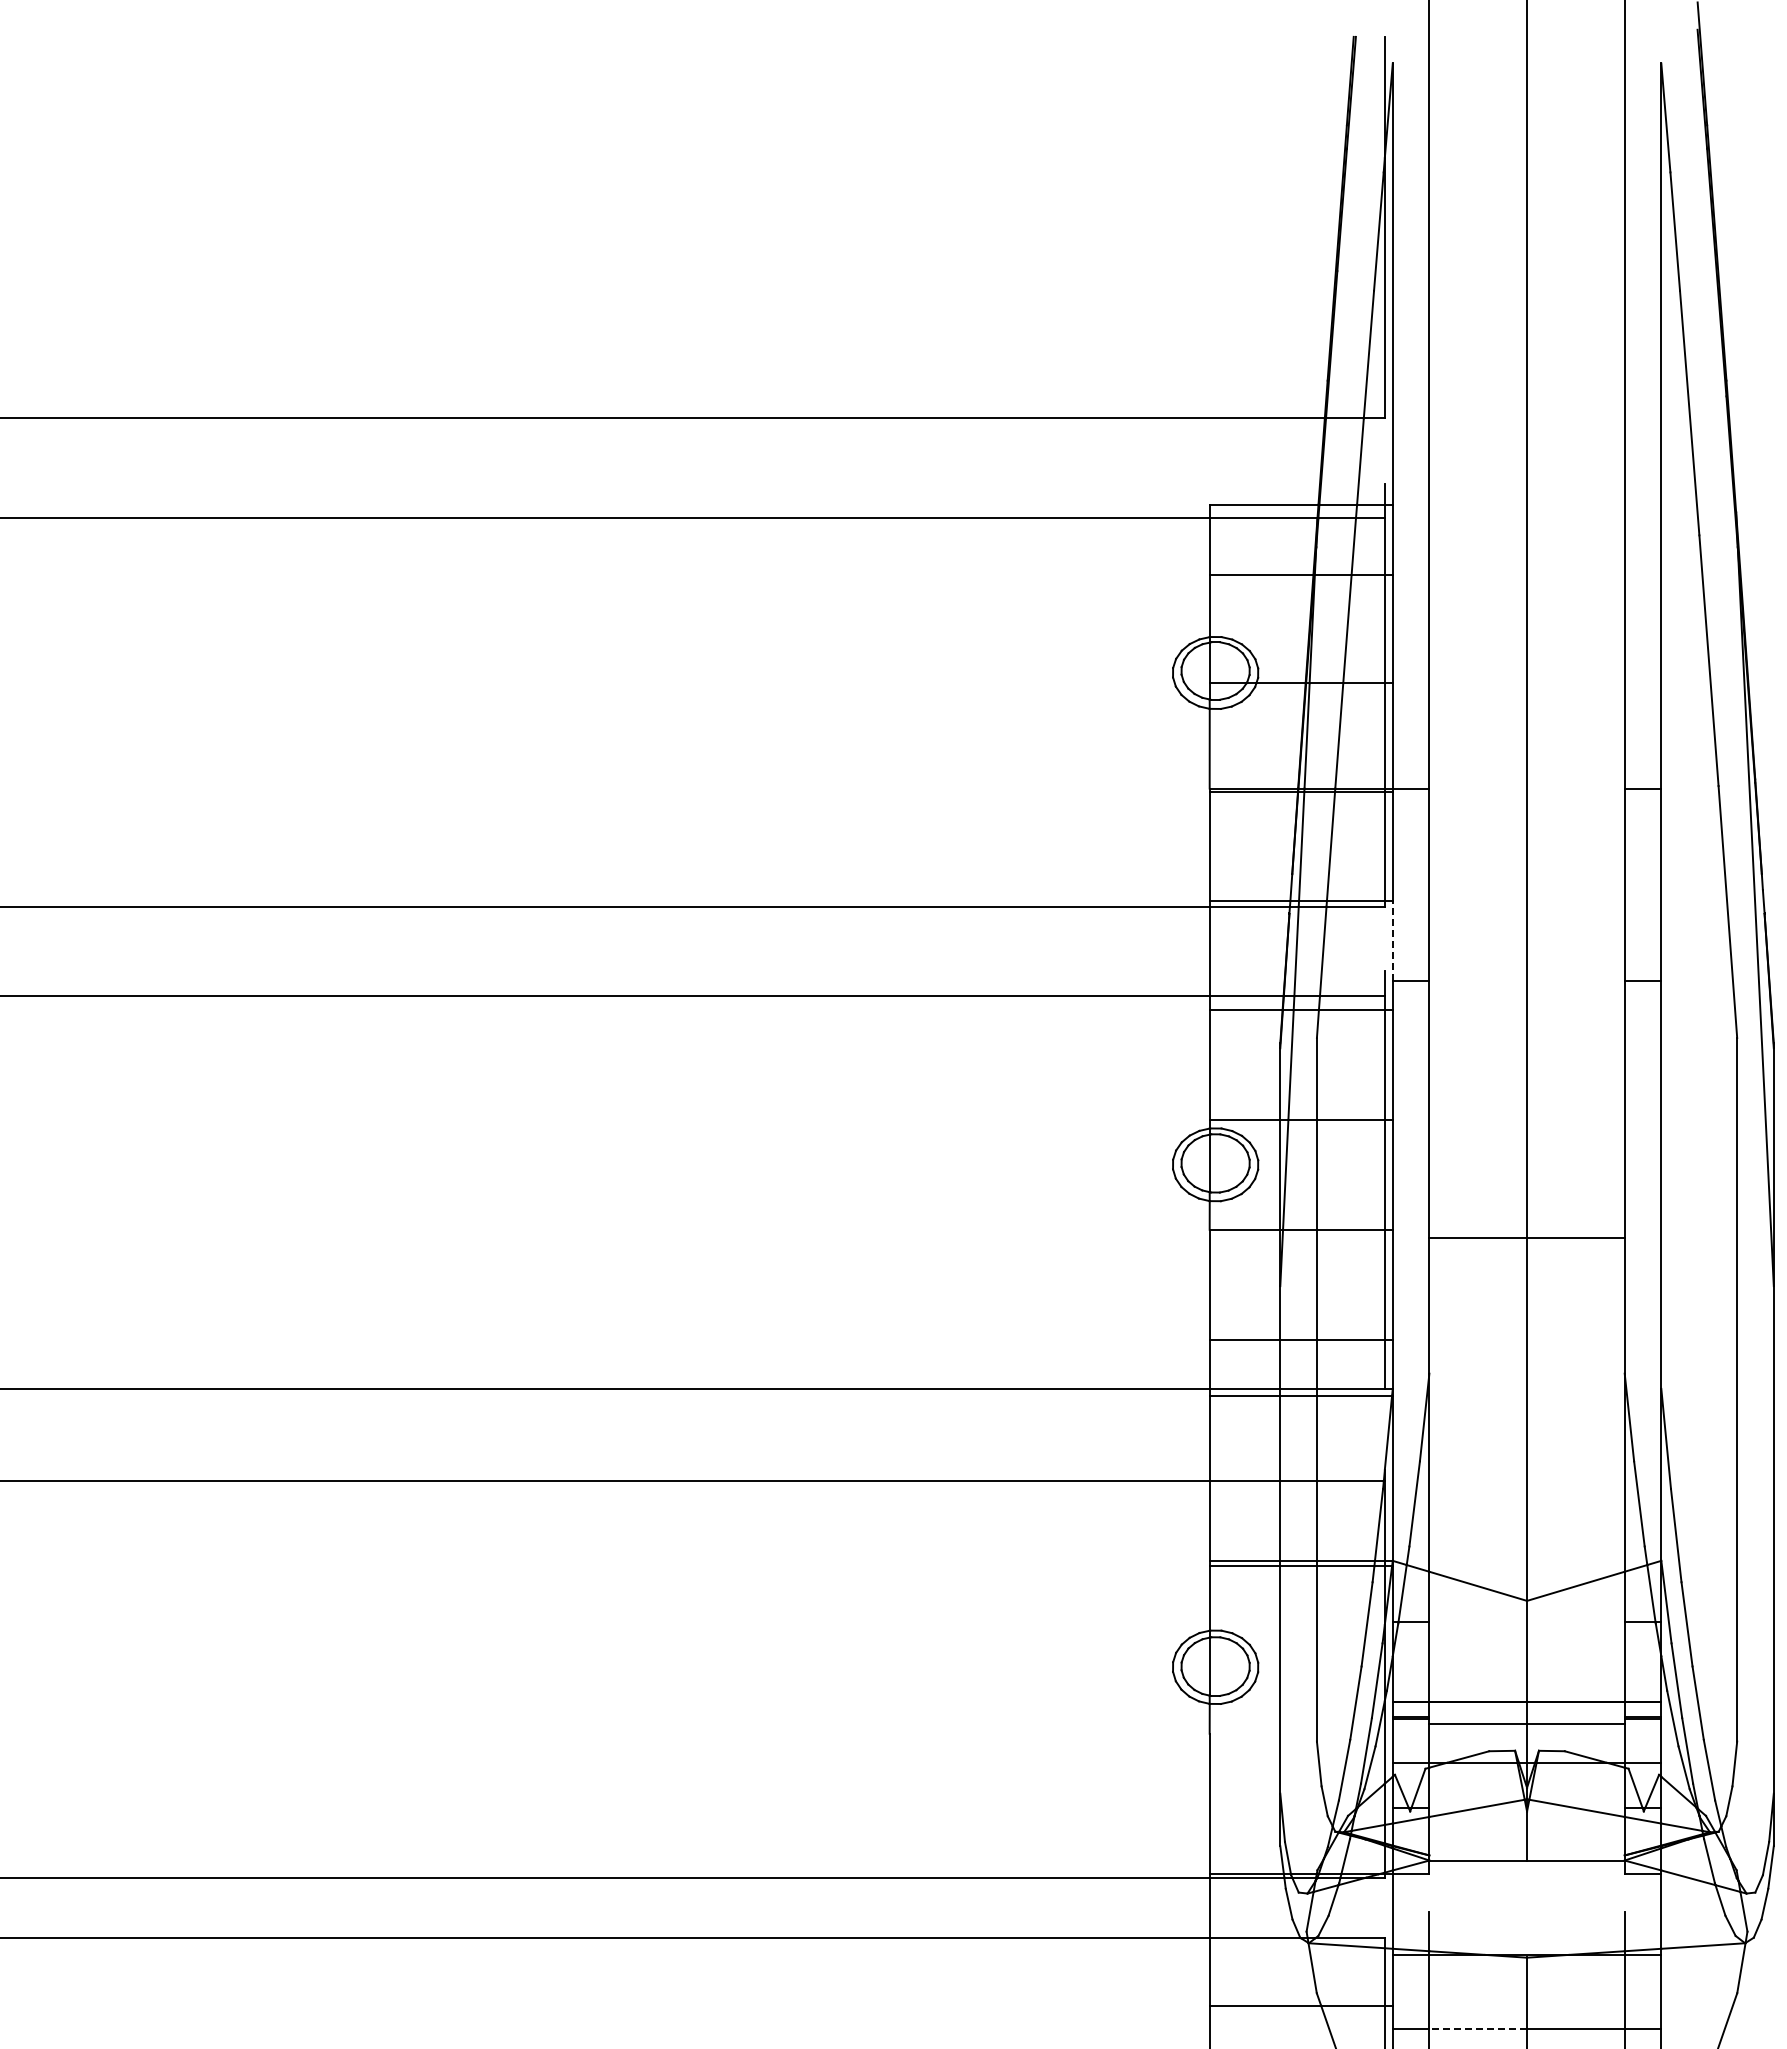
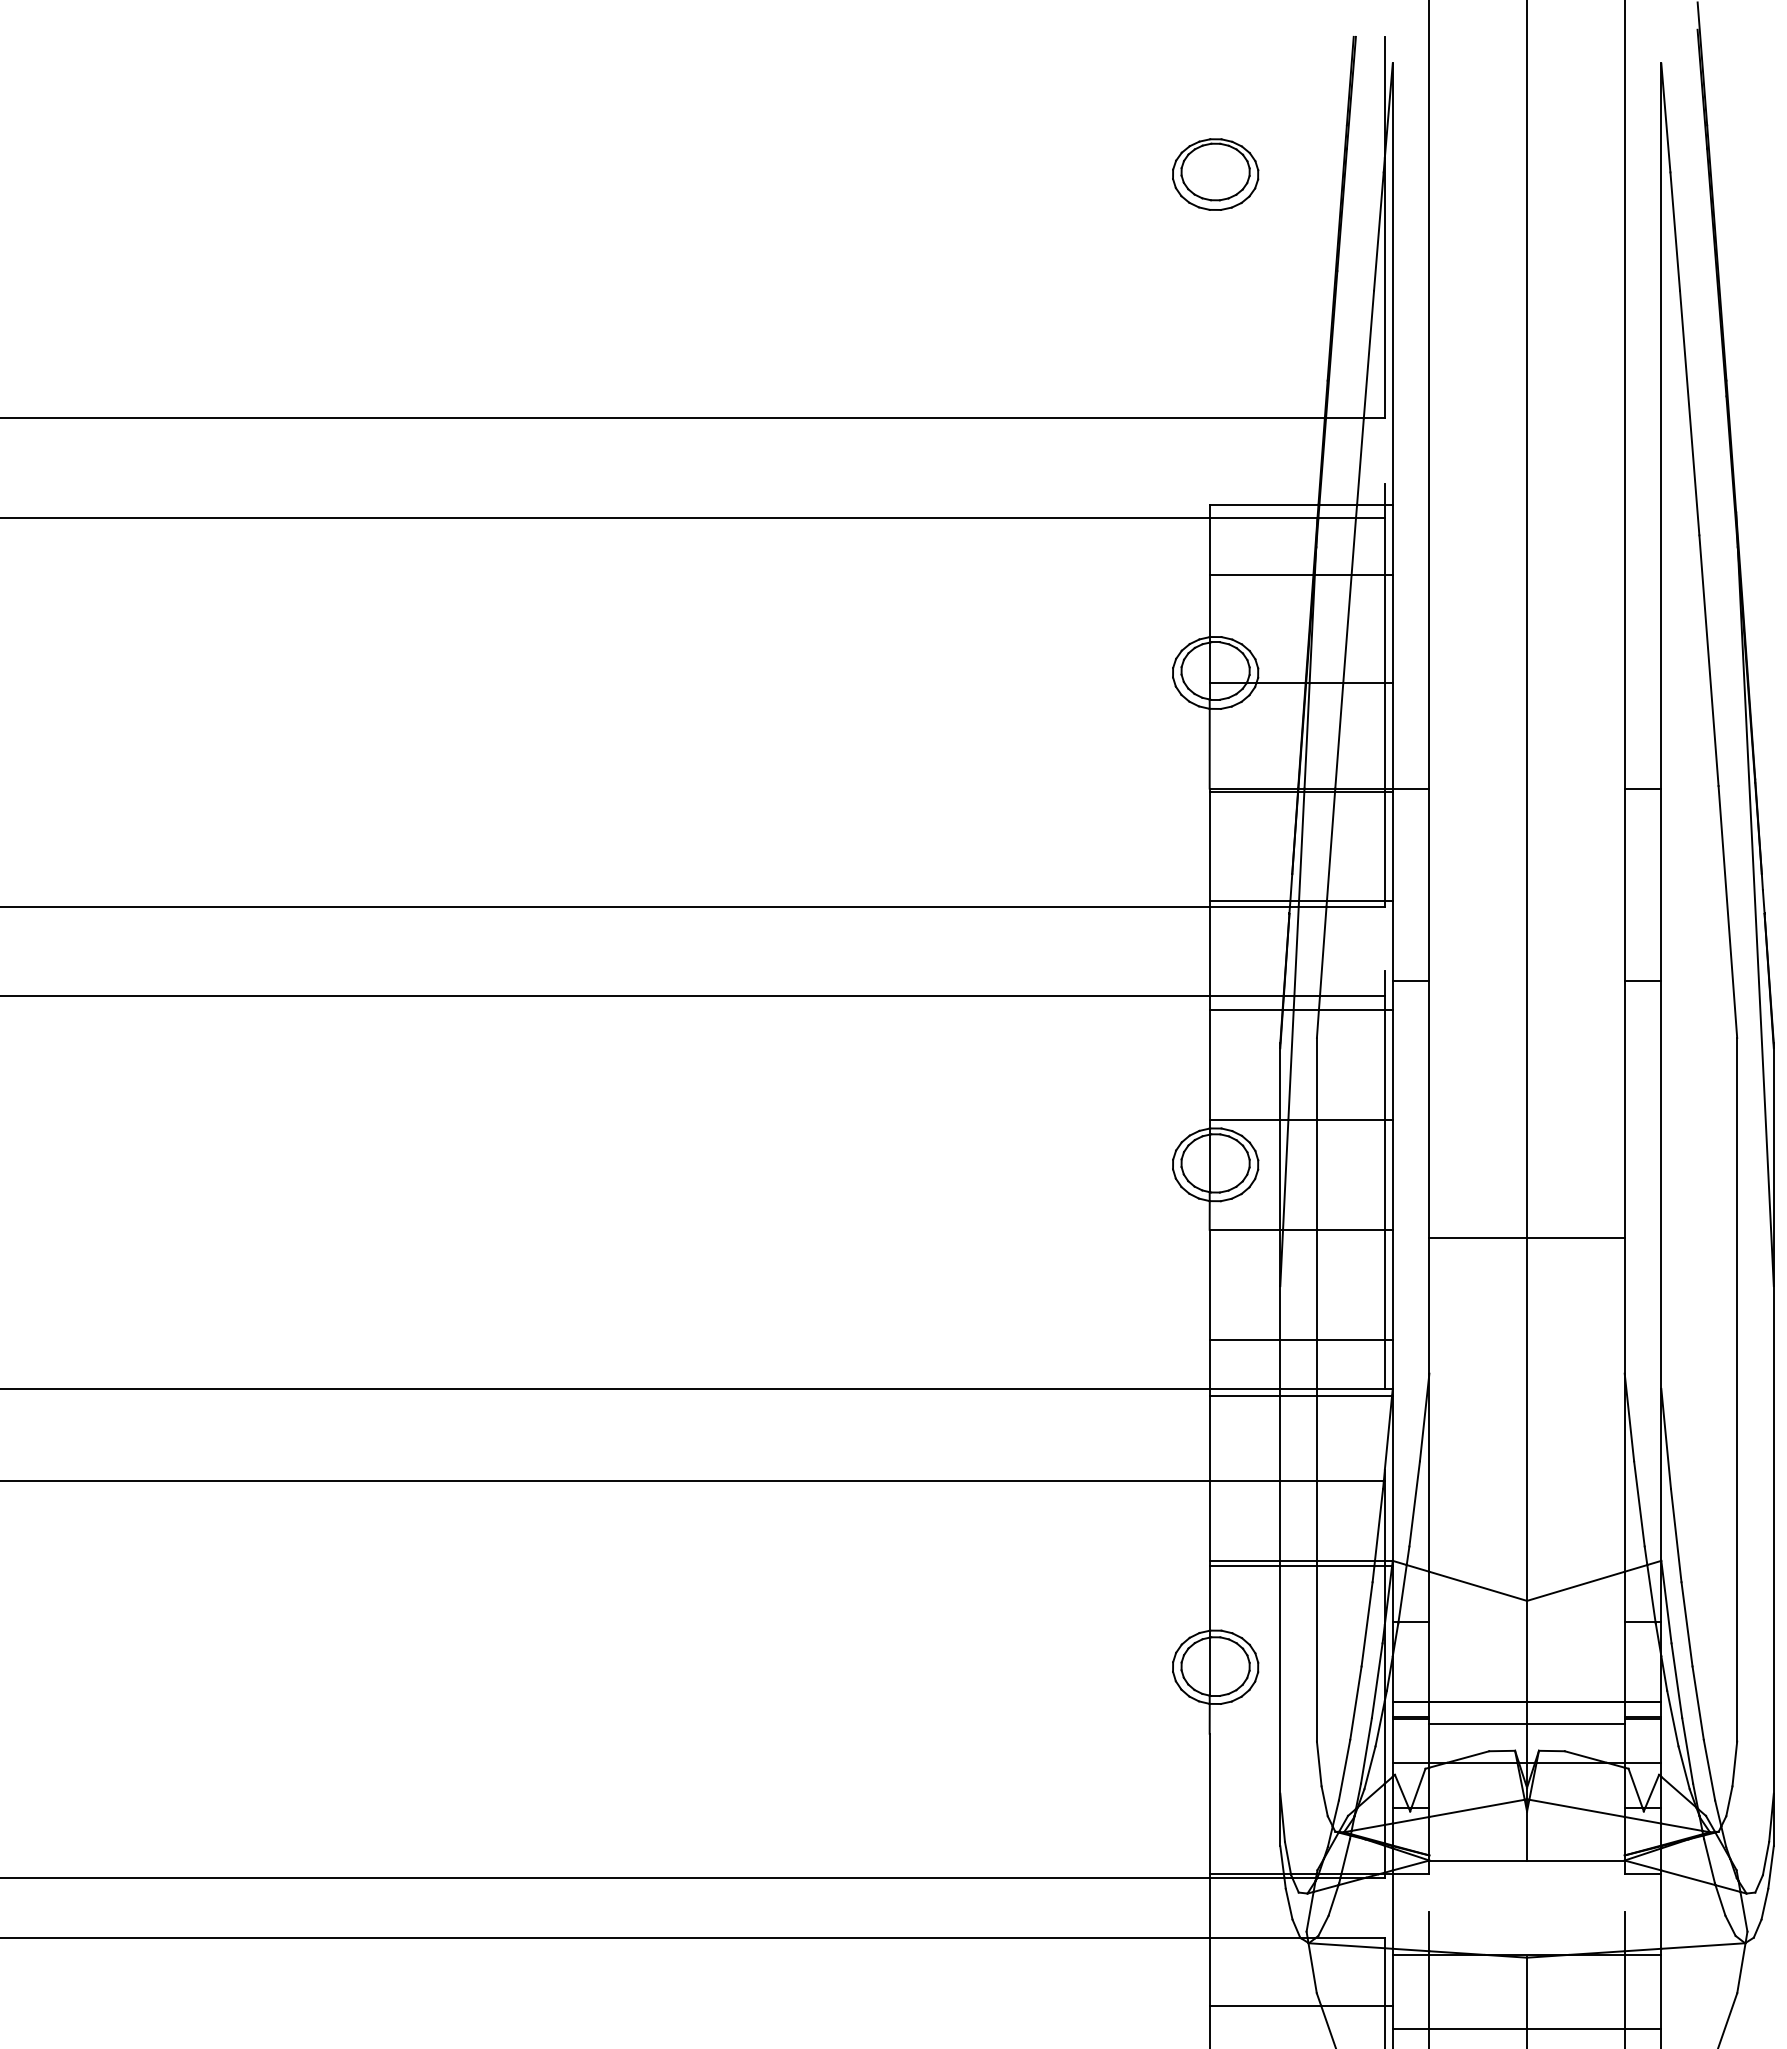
part: none -> present (1215, 174)
line: dashed -> solid (1392, 940)
line: dashed -> solid (1478, 2029)
